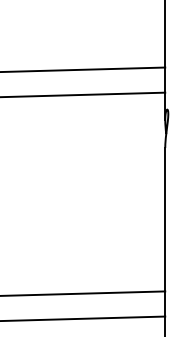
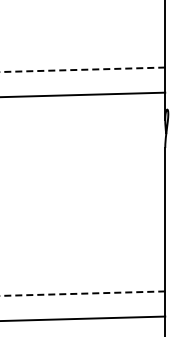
line: solid -> dashed (82, 69)
line: solid -> dashed (82, 293)
